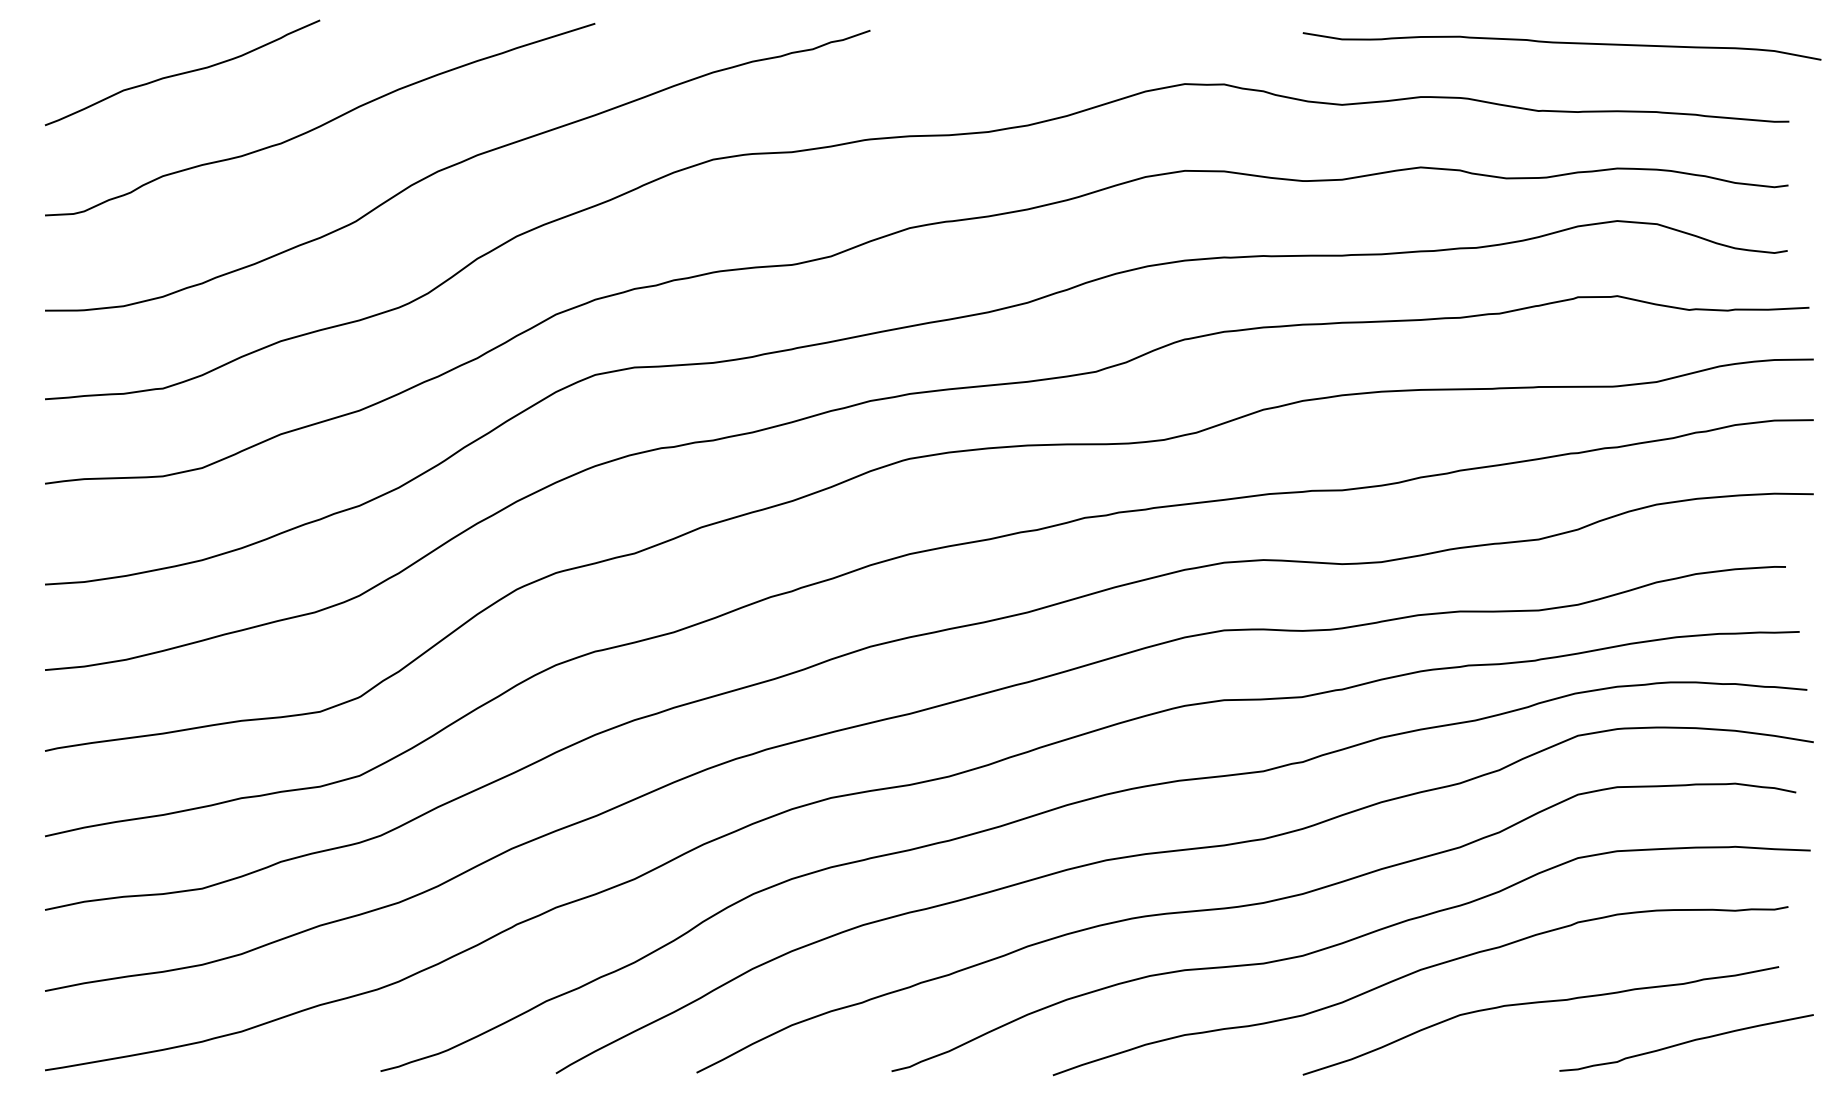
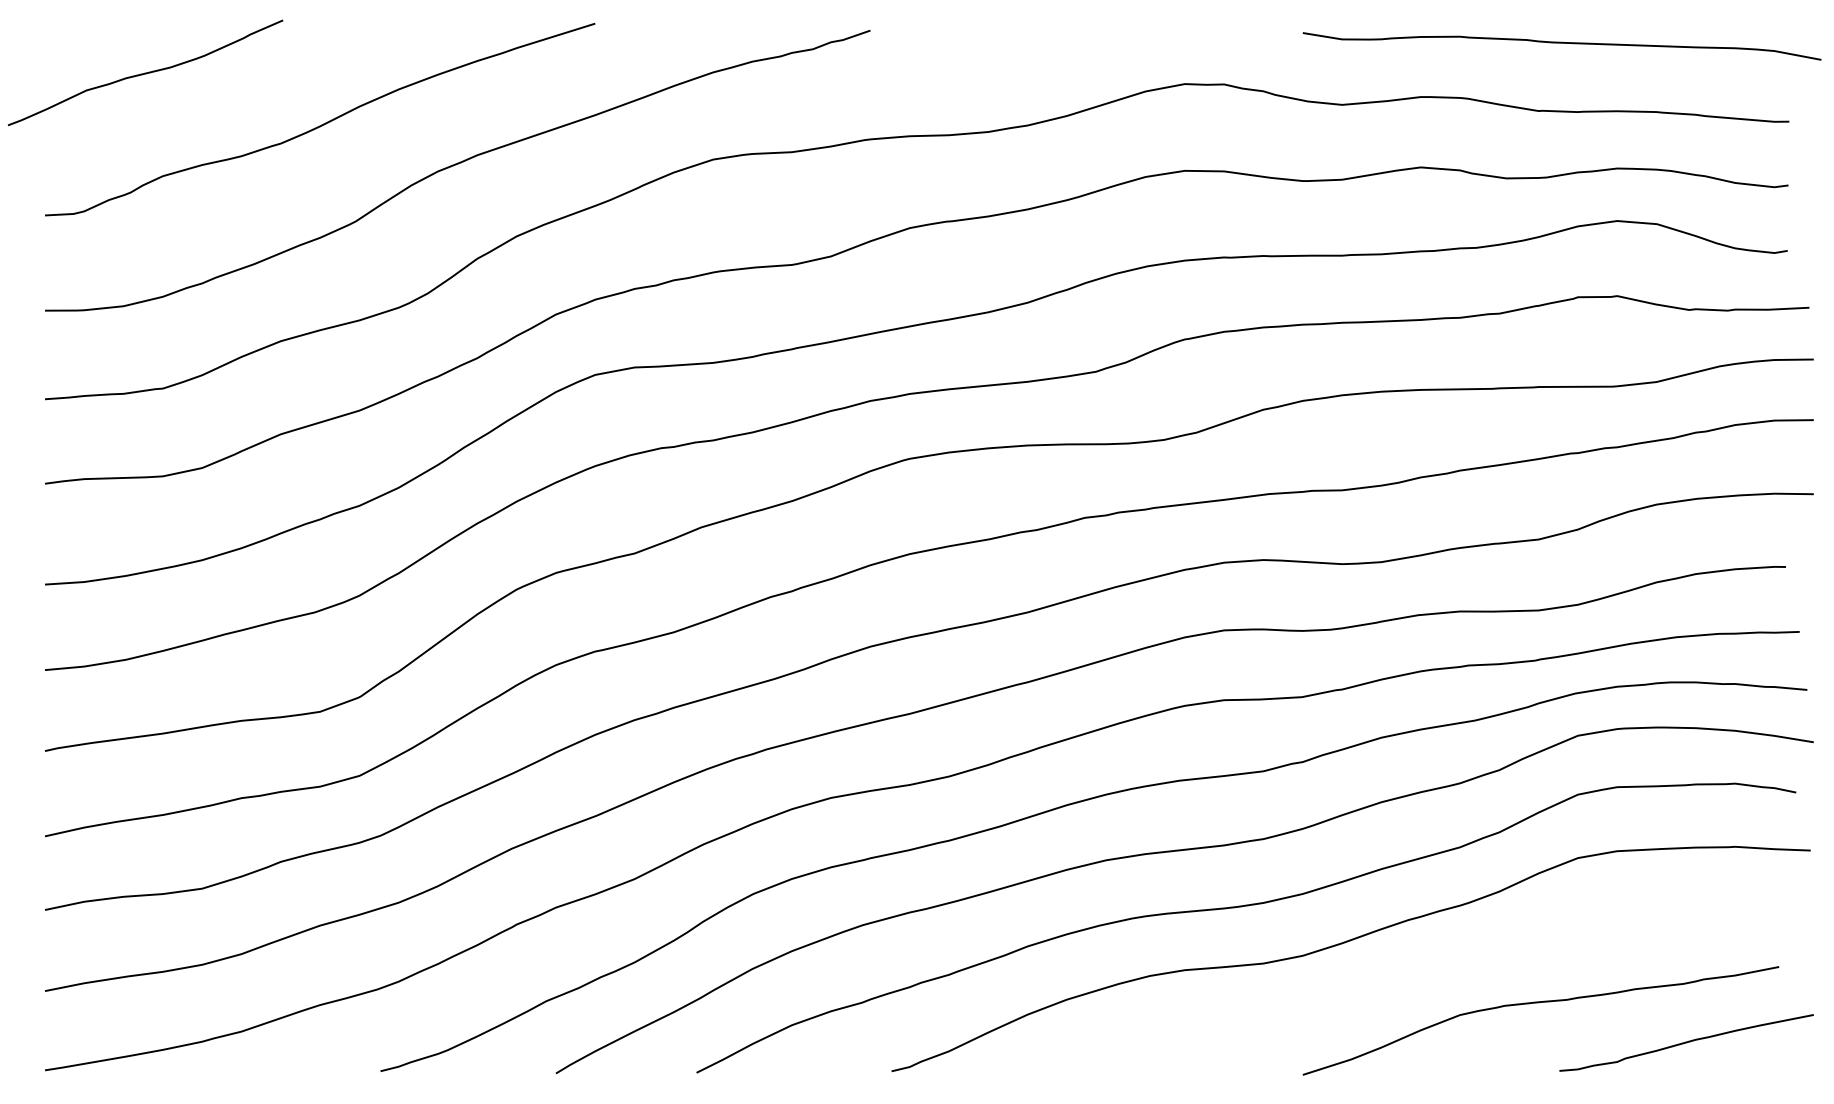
curve position: (182, 72) -> (145, 72) (145, 72)
curve: present -> none (1412, 974)
